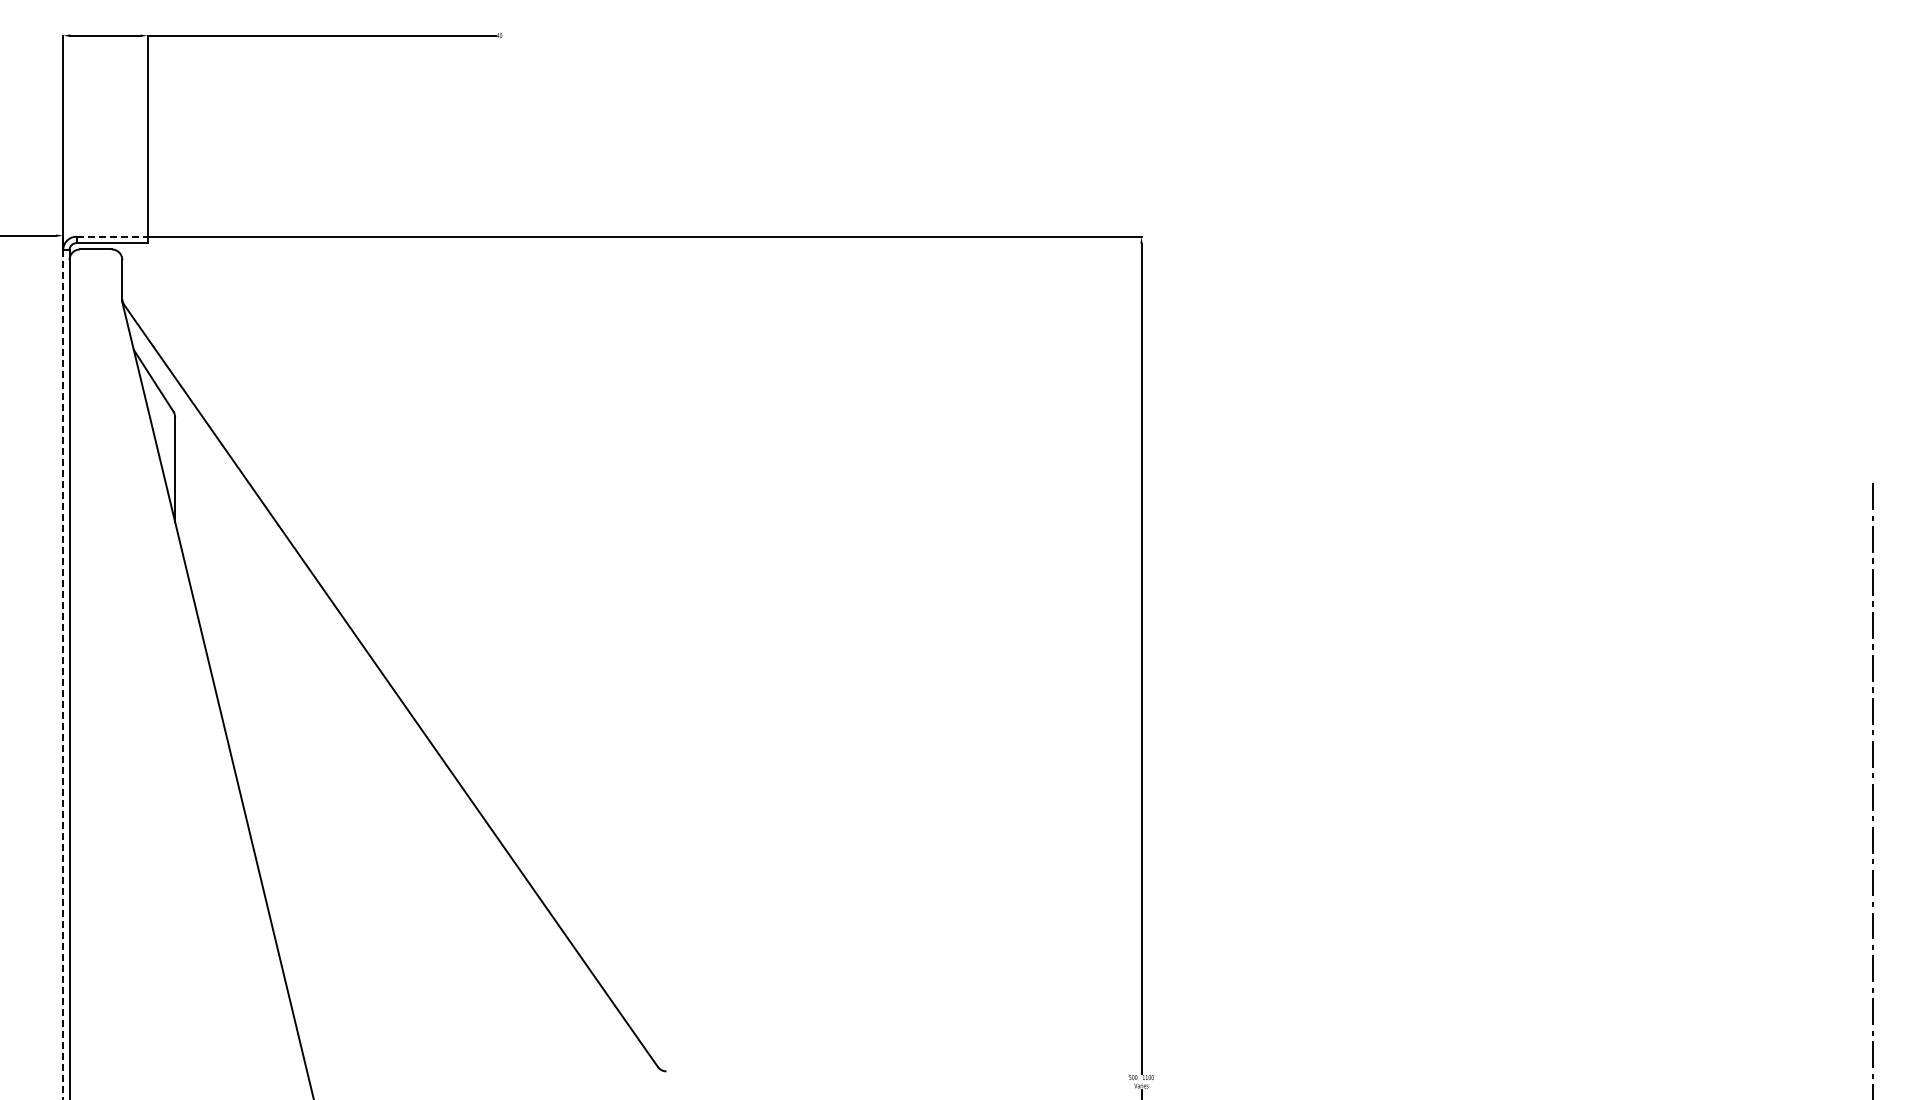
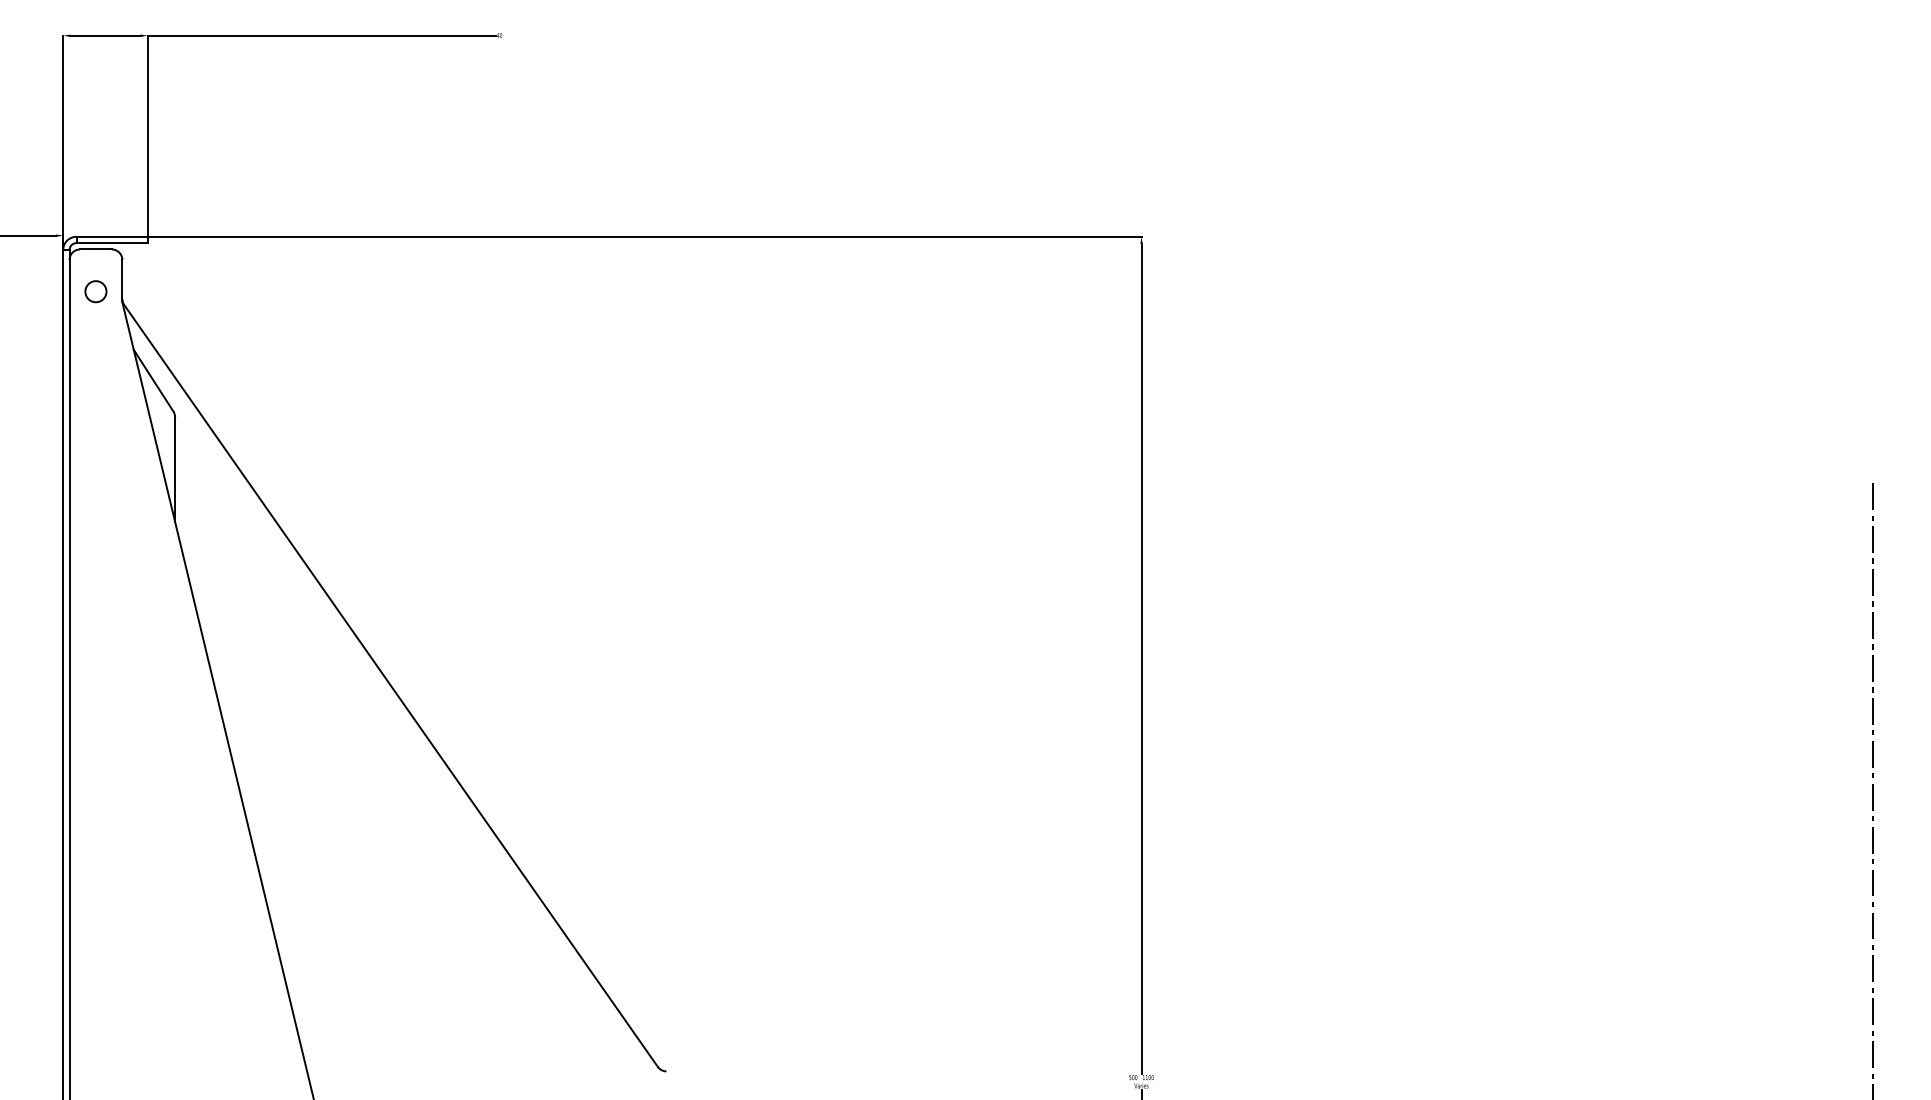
line: dashed -> solid (112, 236)
circle: none -> present (95, 291)
line: dashed -> solid (63, 674)
